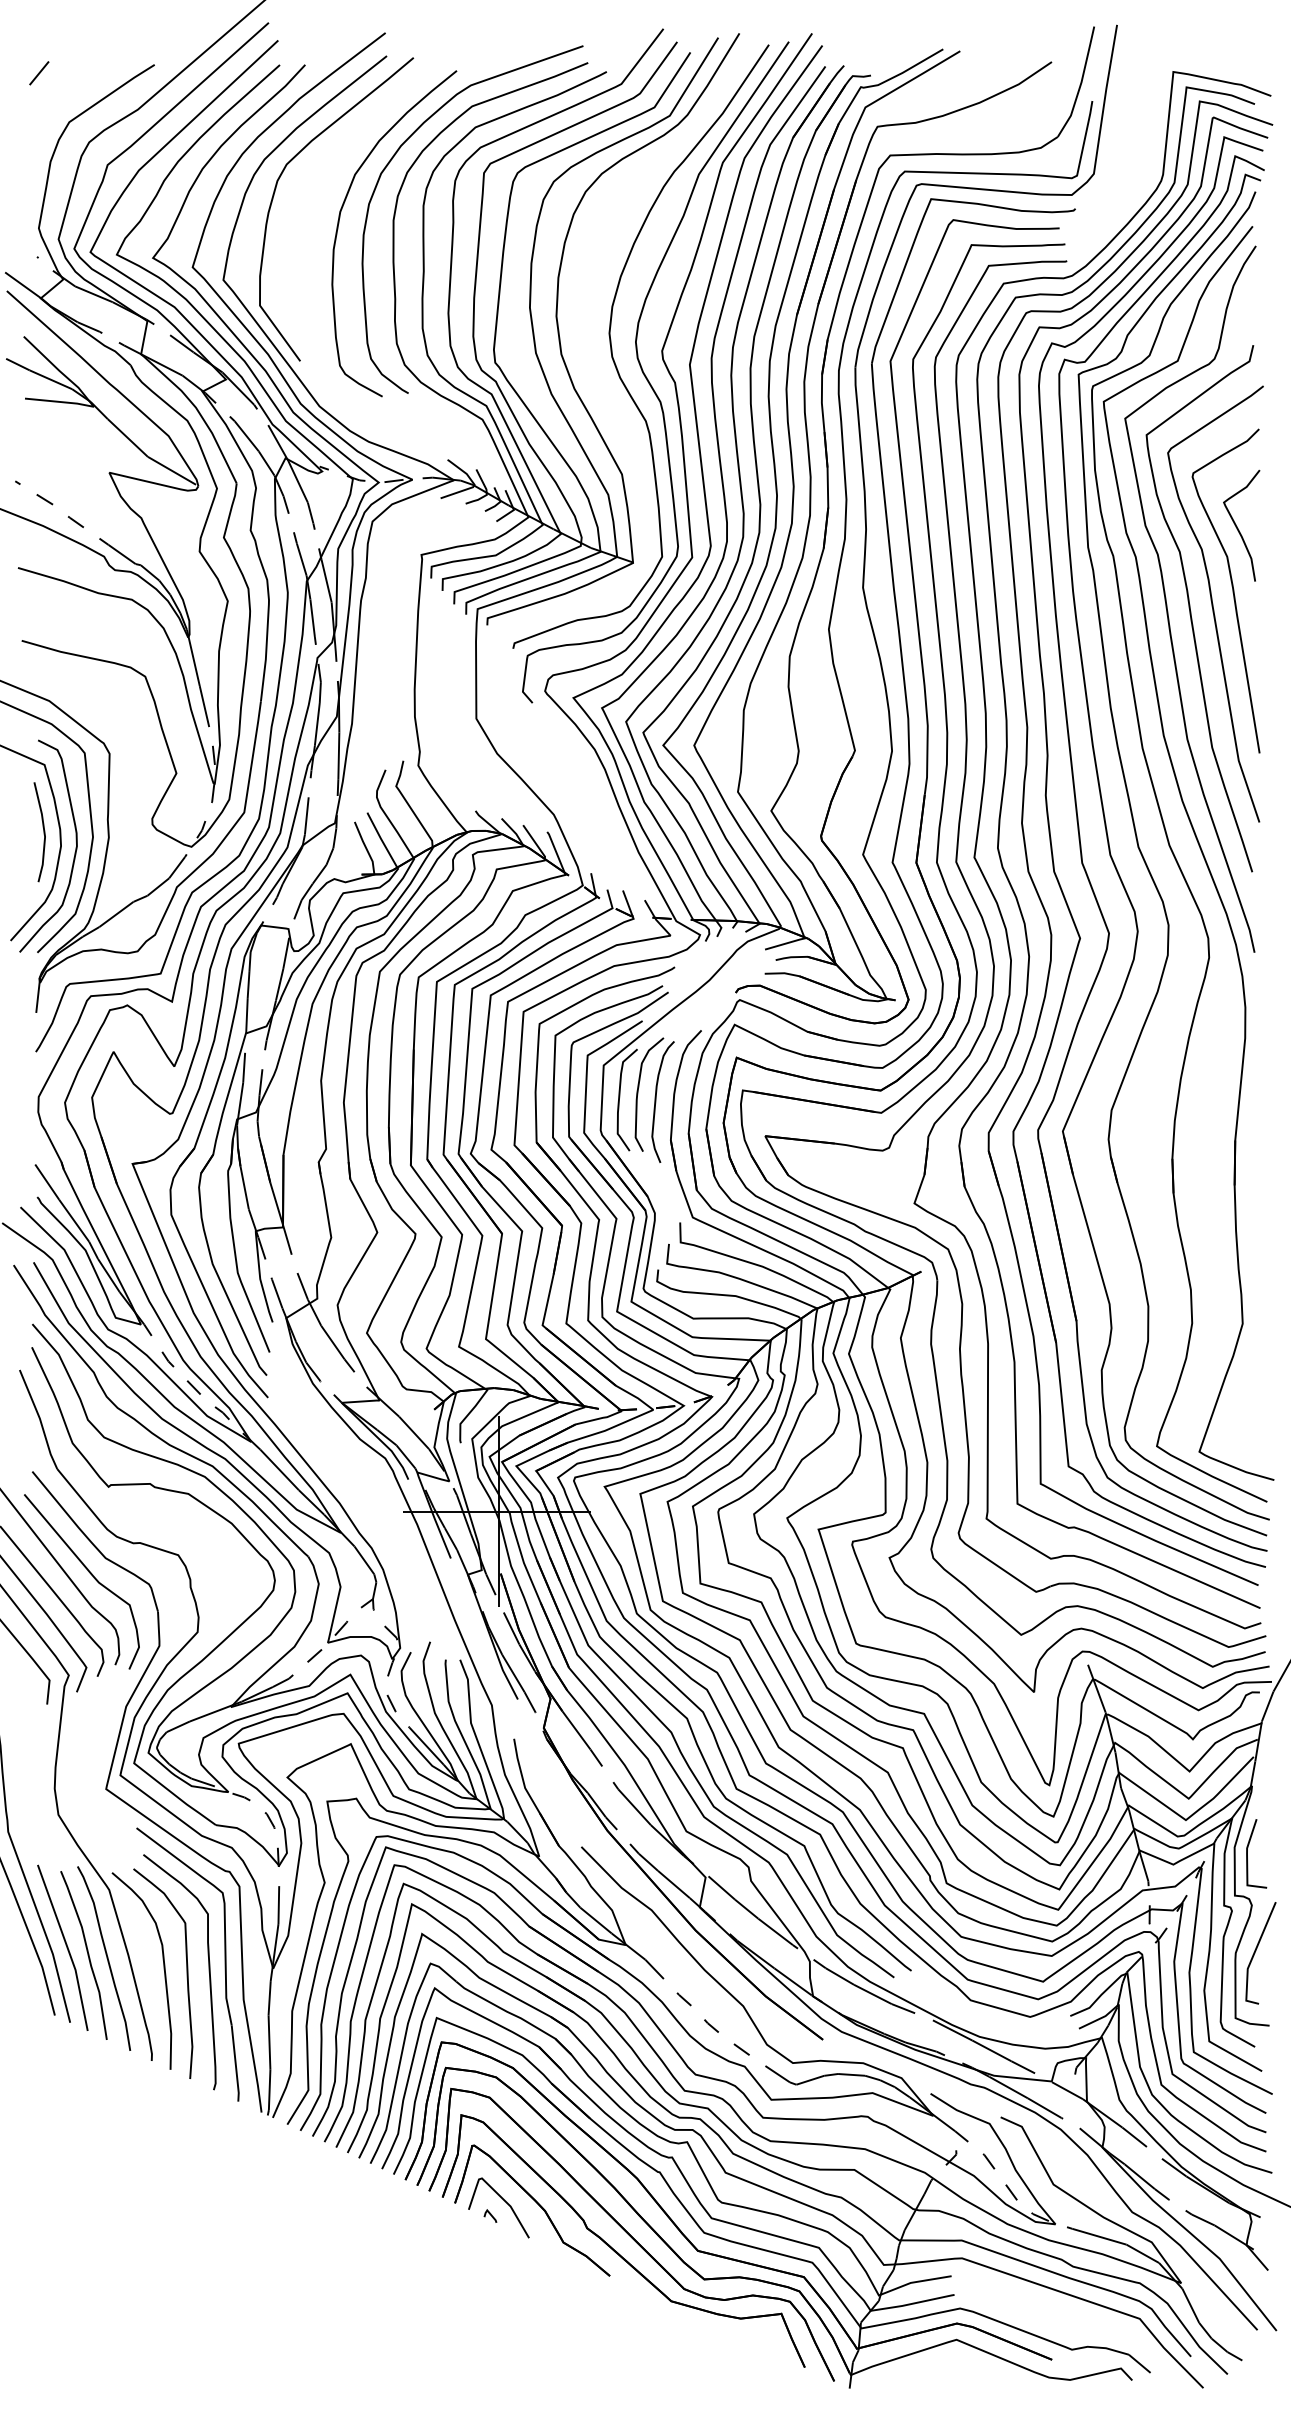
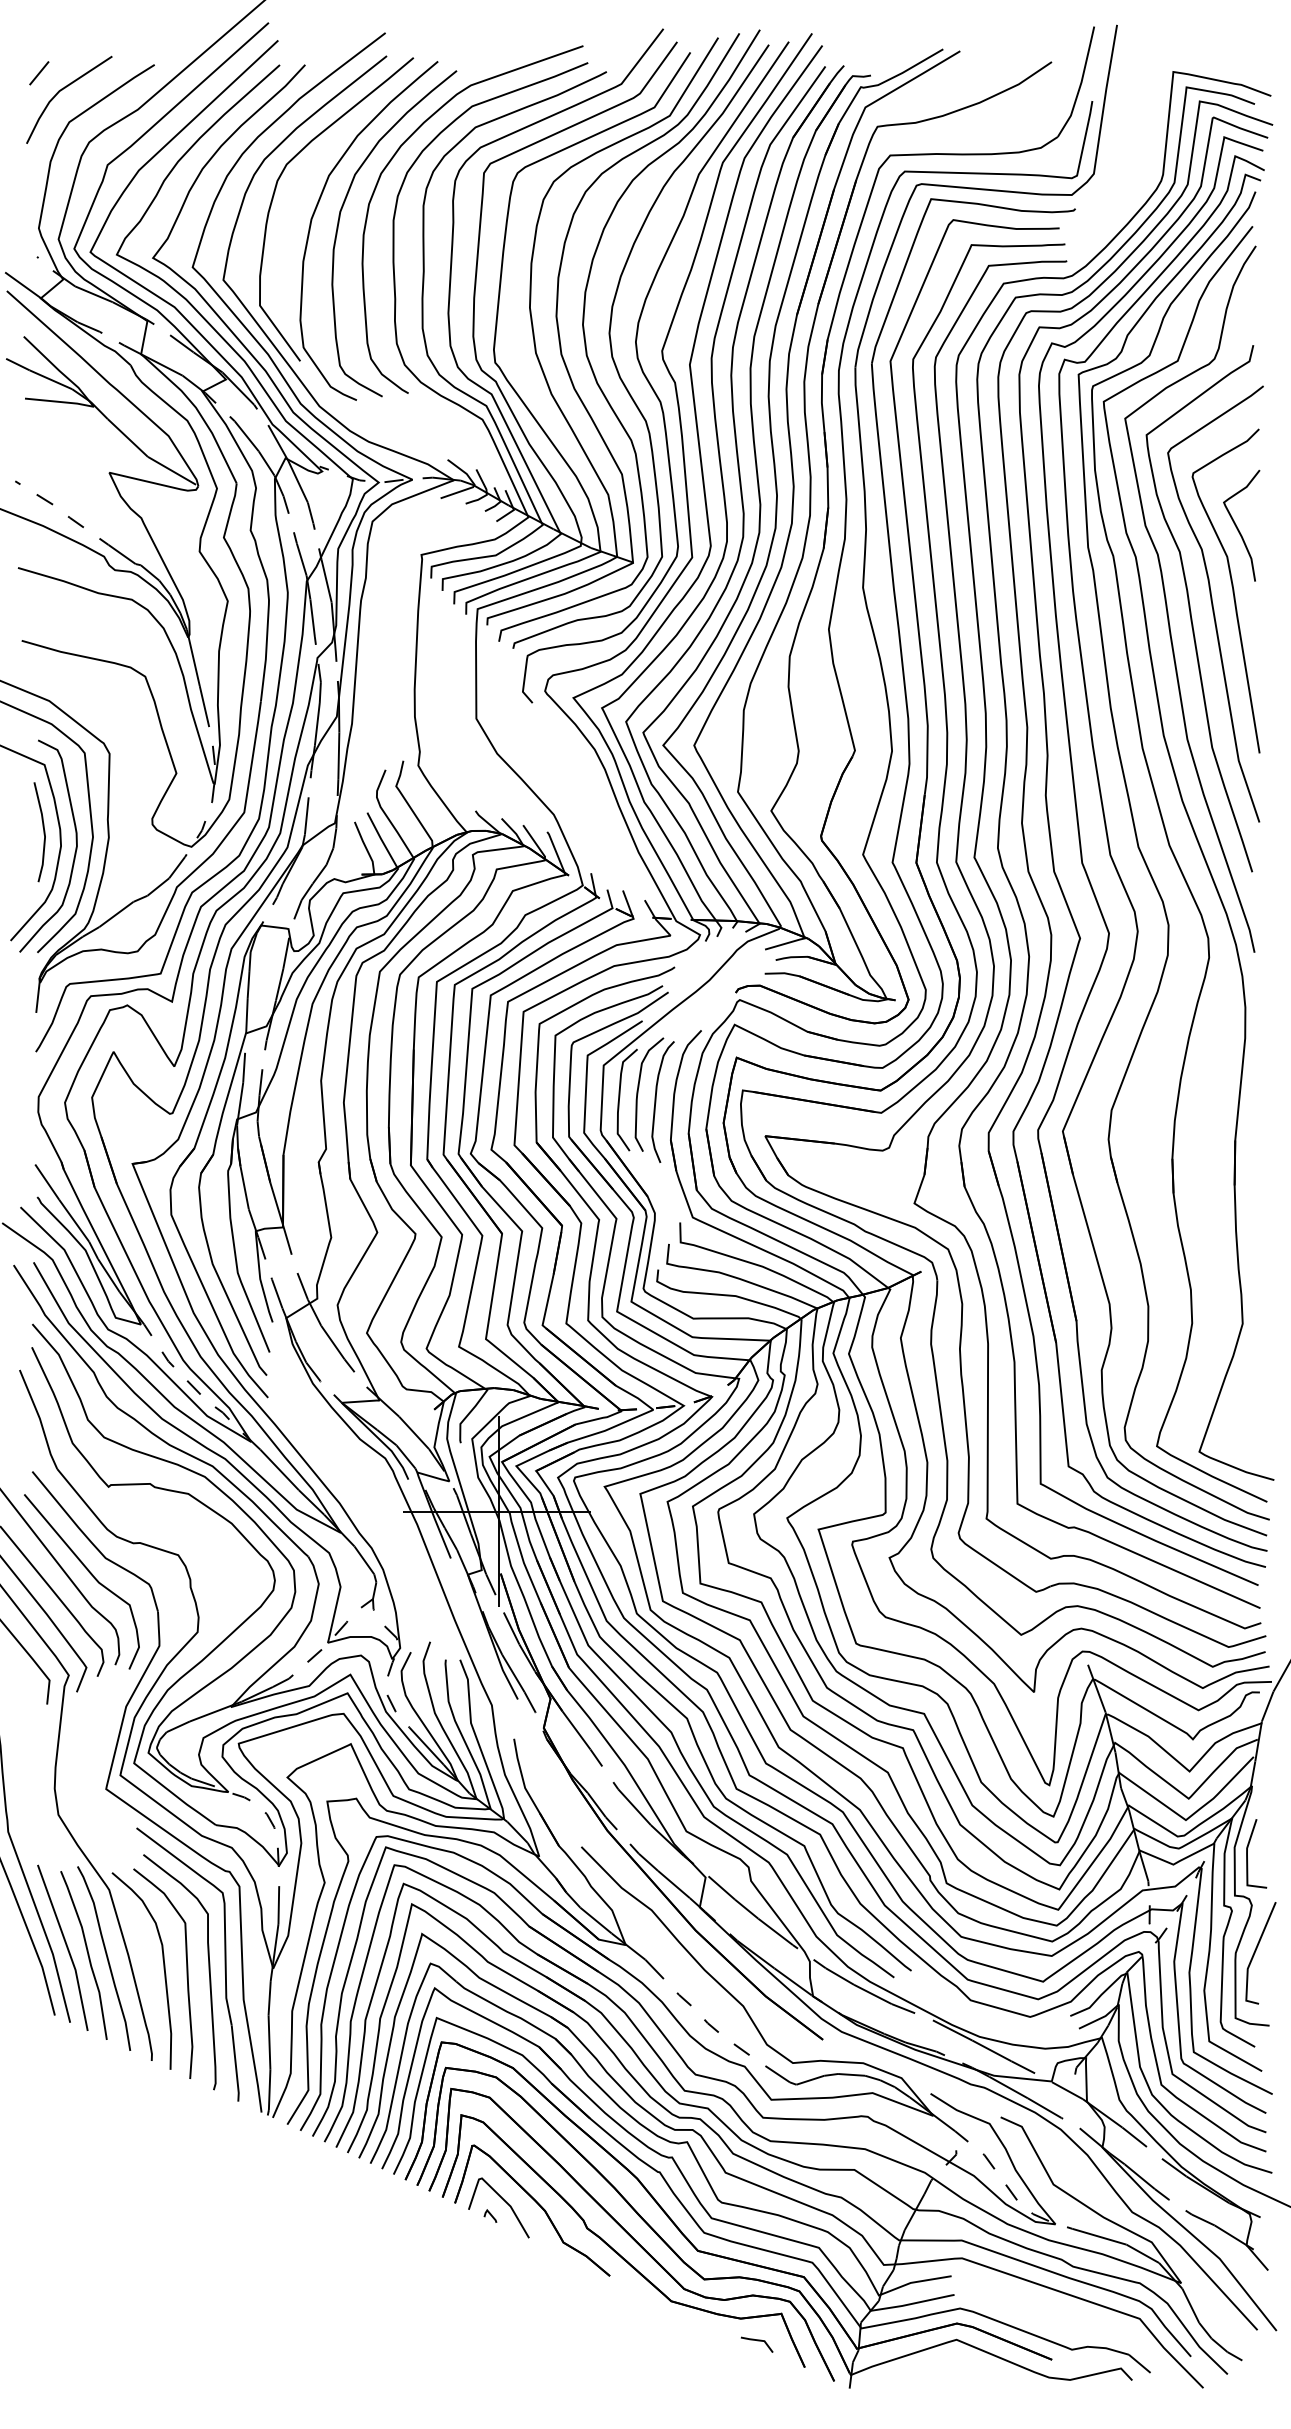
line: none -> present (62, 90)
curve: none -> present (317, 207)
curve: none -> present (586, 342)
line: none -> present (757, 2341)
